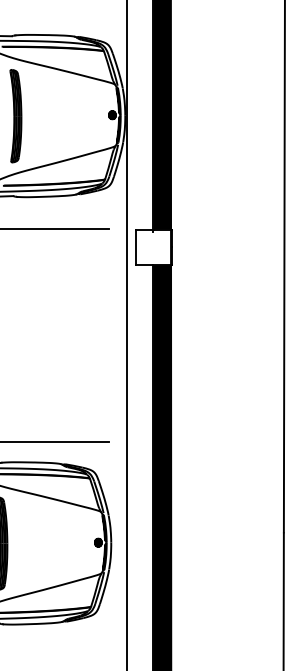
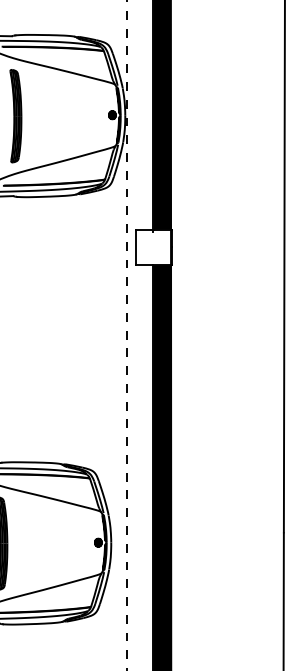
line: present -> none (55, 228)
line: solid -> dashed (126, 335)
line: present -> none (55, 441)
